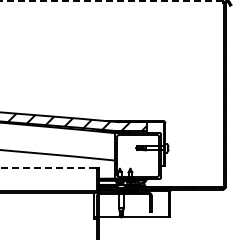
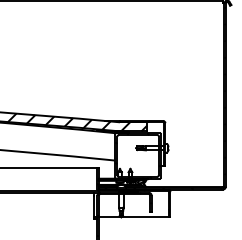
line: dashed -> solid (111, 0)
line: dashed -> solid (49, 168)
